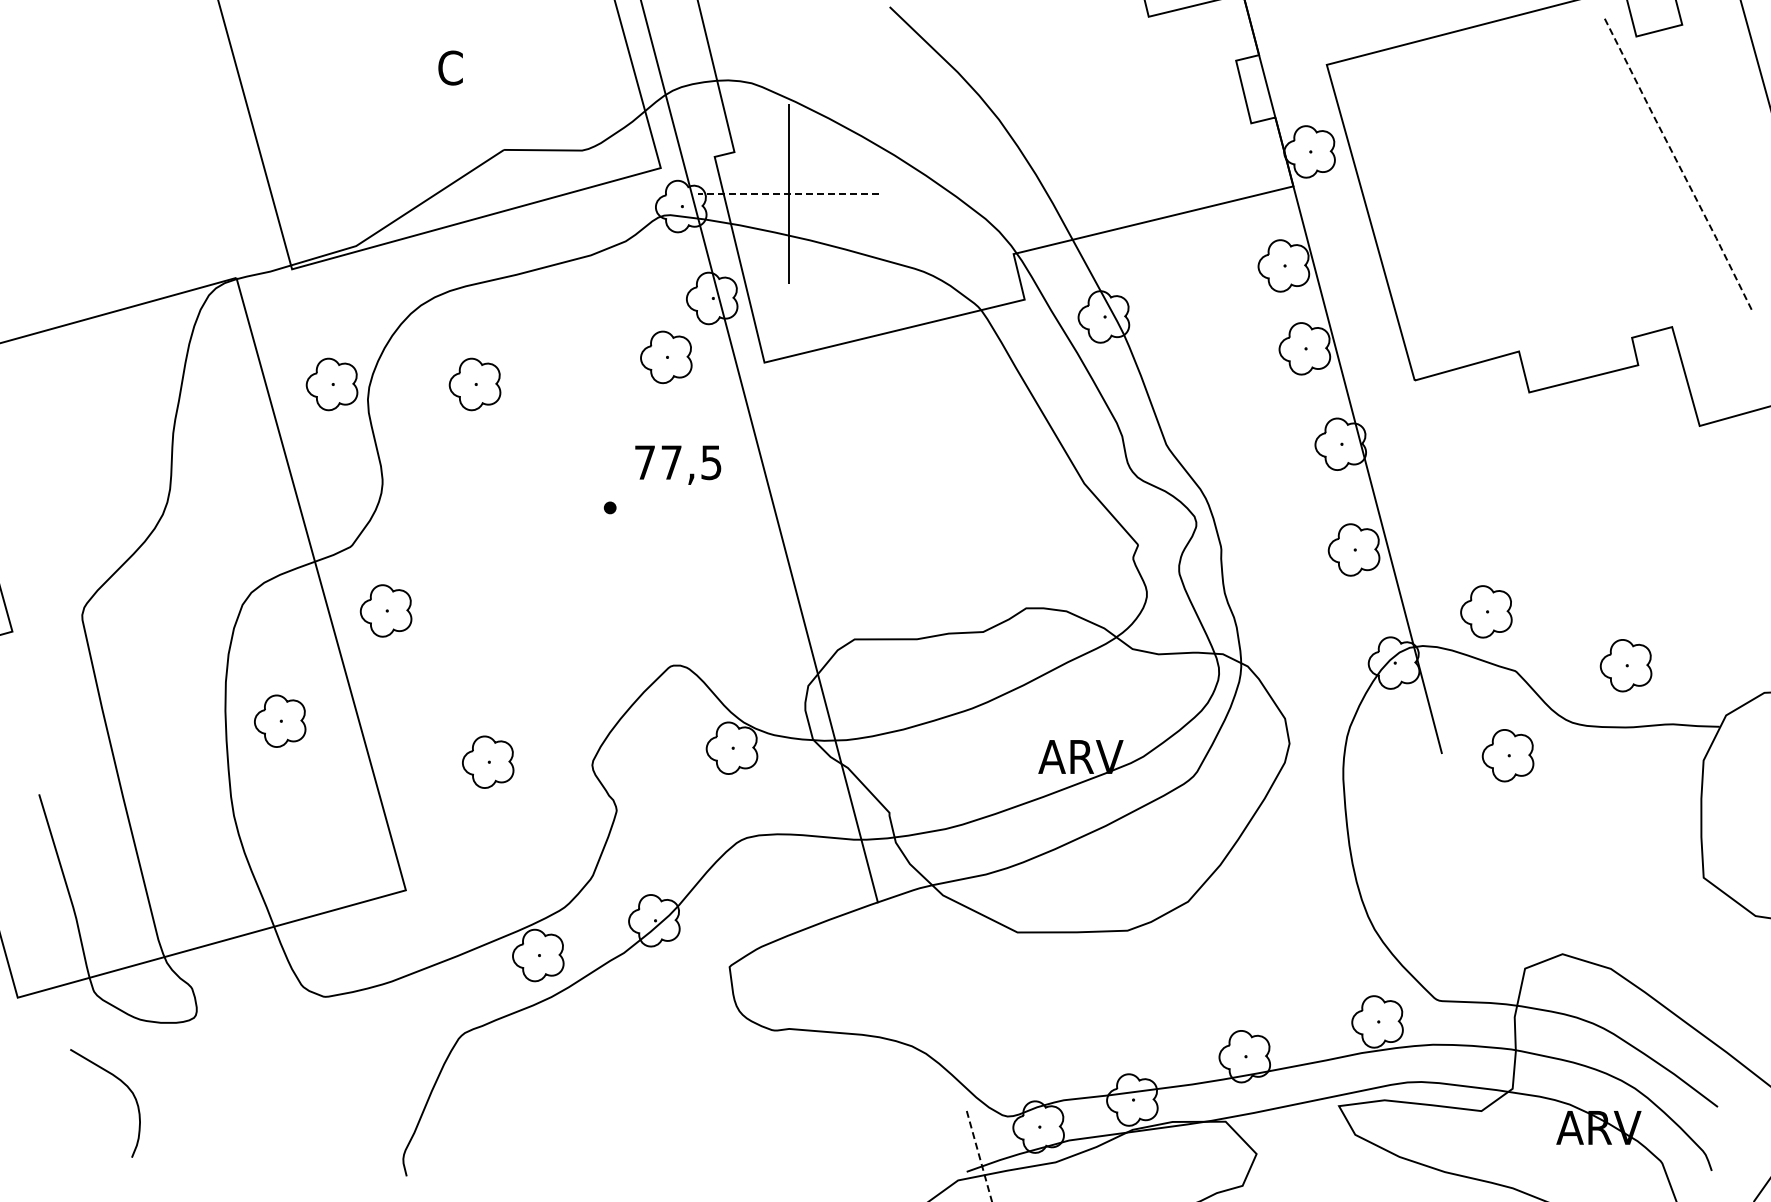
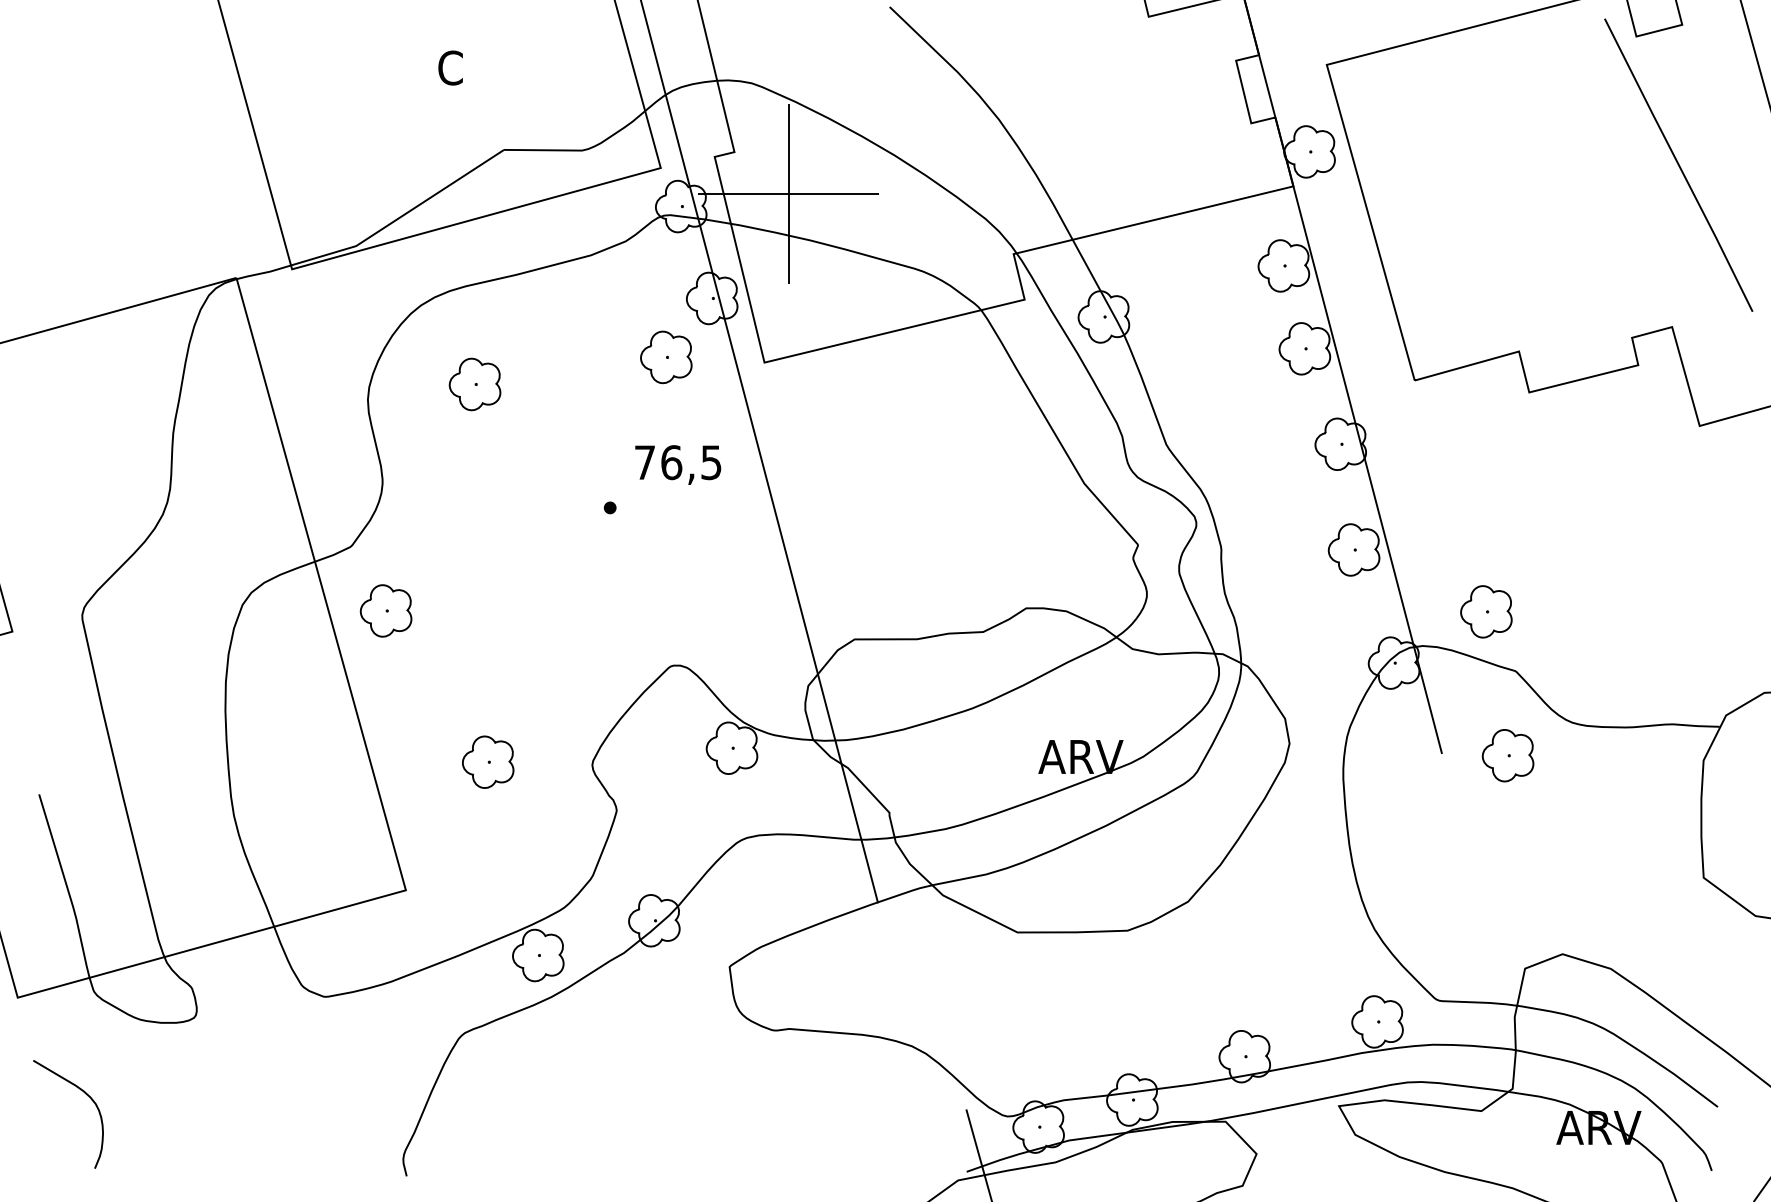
line: dashed -> solid (1679, 165)
line: dashed -> solid (788, 193)
part: present -> none (331, 384)
text: 77,5 -> 76,5 (671, 462)
part: present -> none (1625, 665)
part: present -> none (280, 720)
curve position: (123, 1084) -> (86, 1095) (86, 1095)
line: dashed -> solid (979, 1155)
